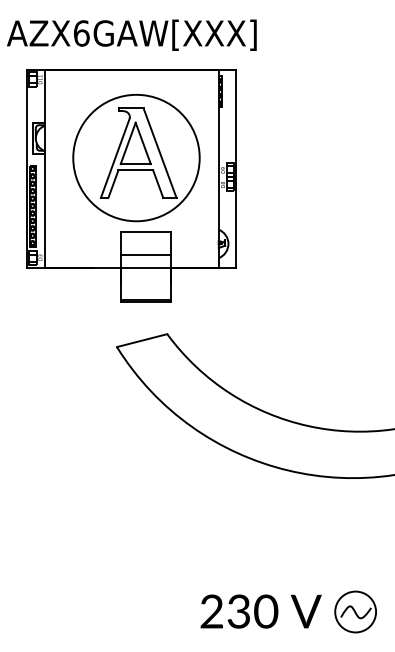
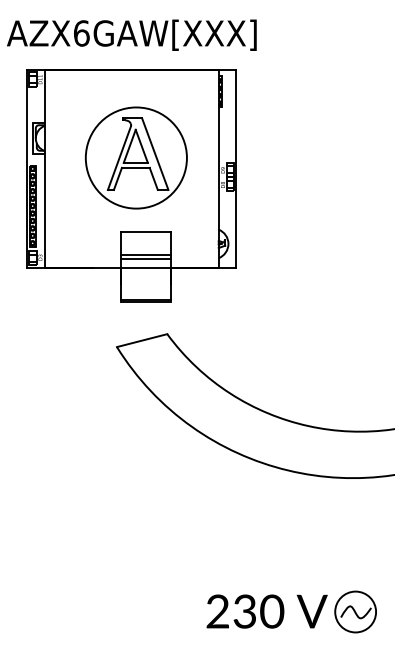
part size: 129x129 px -> 104x104 px (135, 157)
line: none -> present (145, 258)
text position: (260, 611) -> (266, 611) (266, 611)
